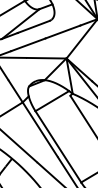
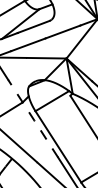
line: solid -> dashed (33, 119)
